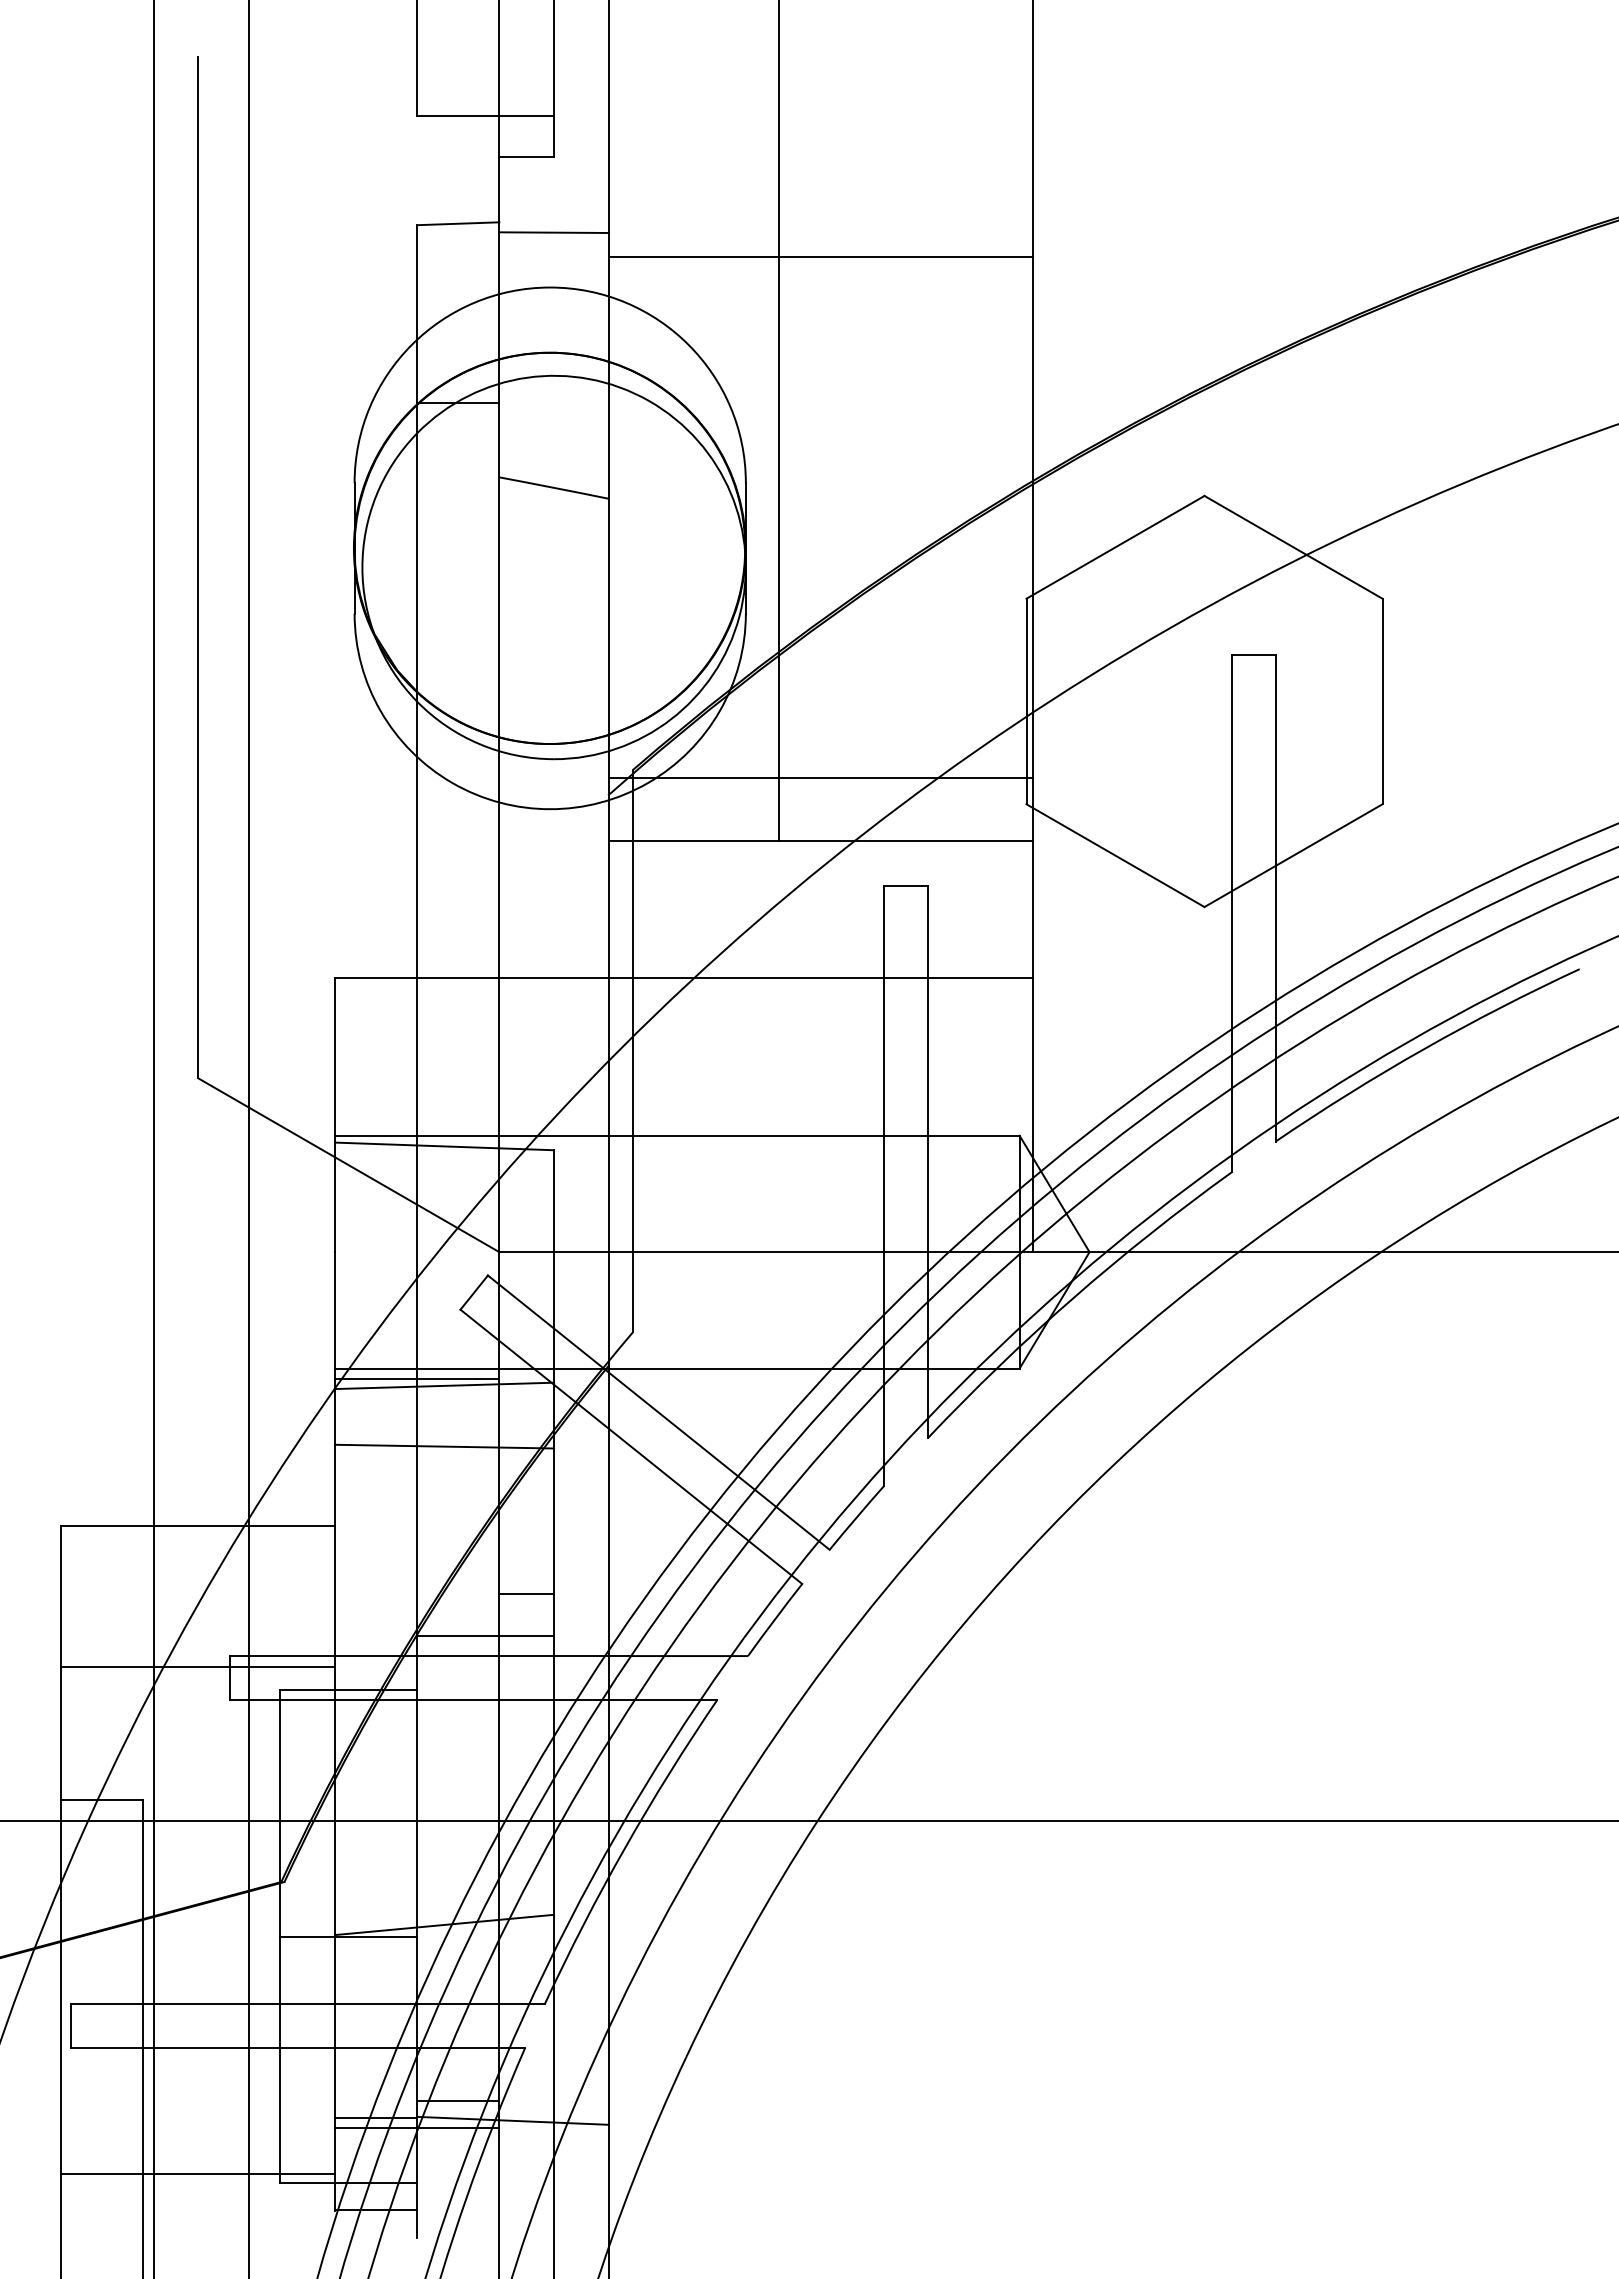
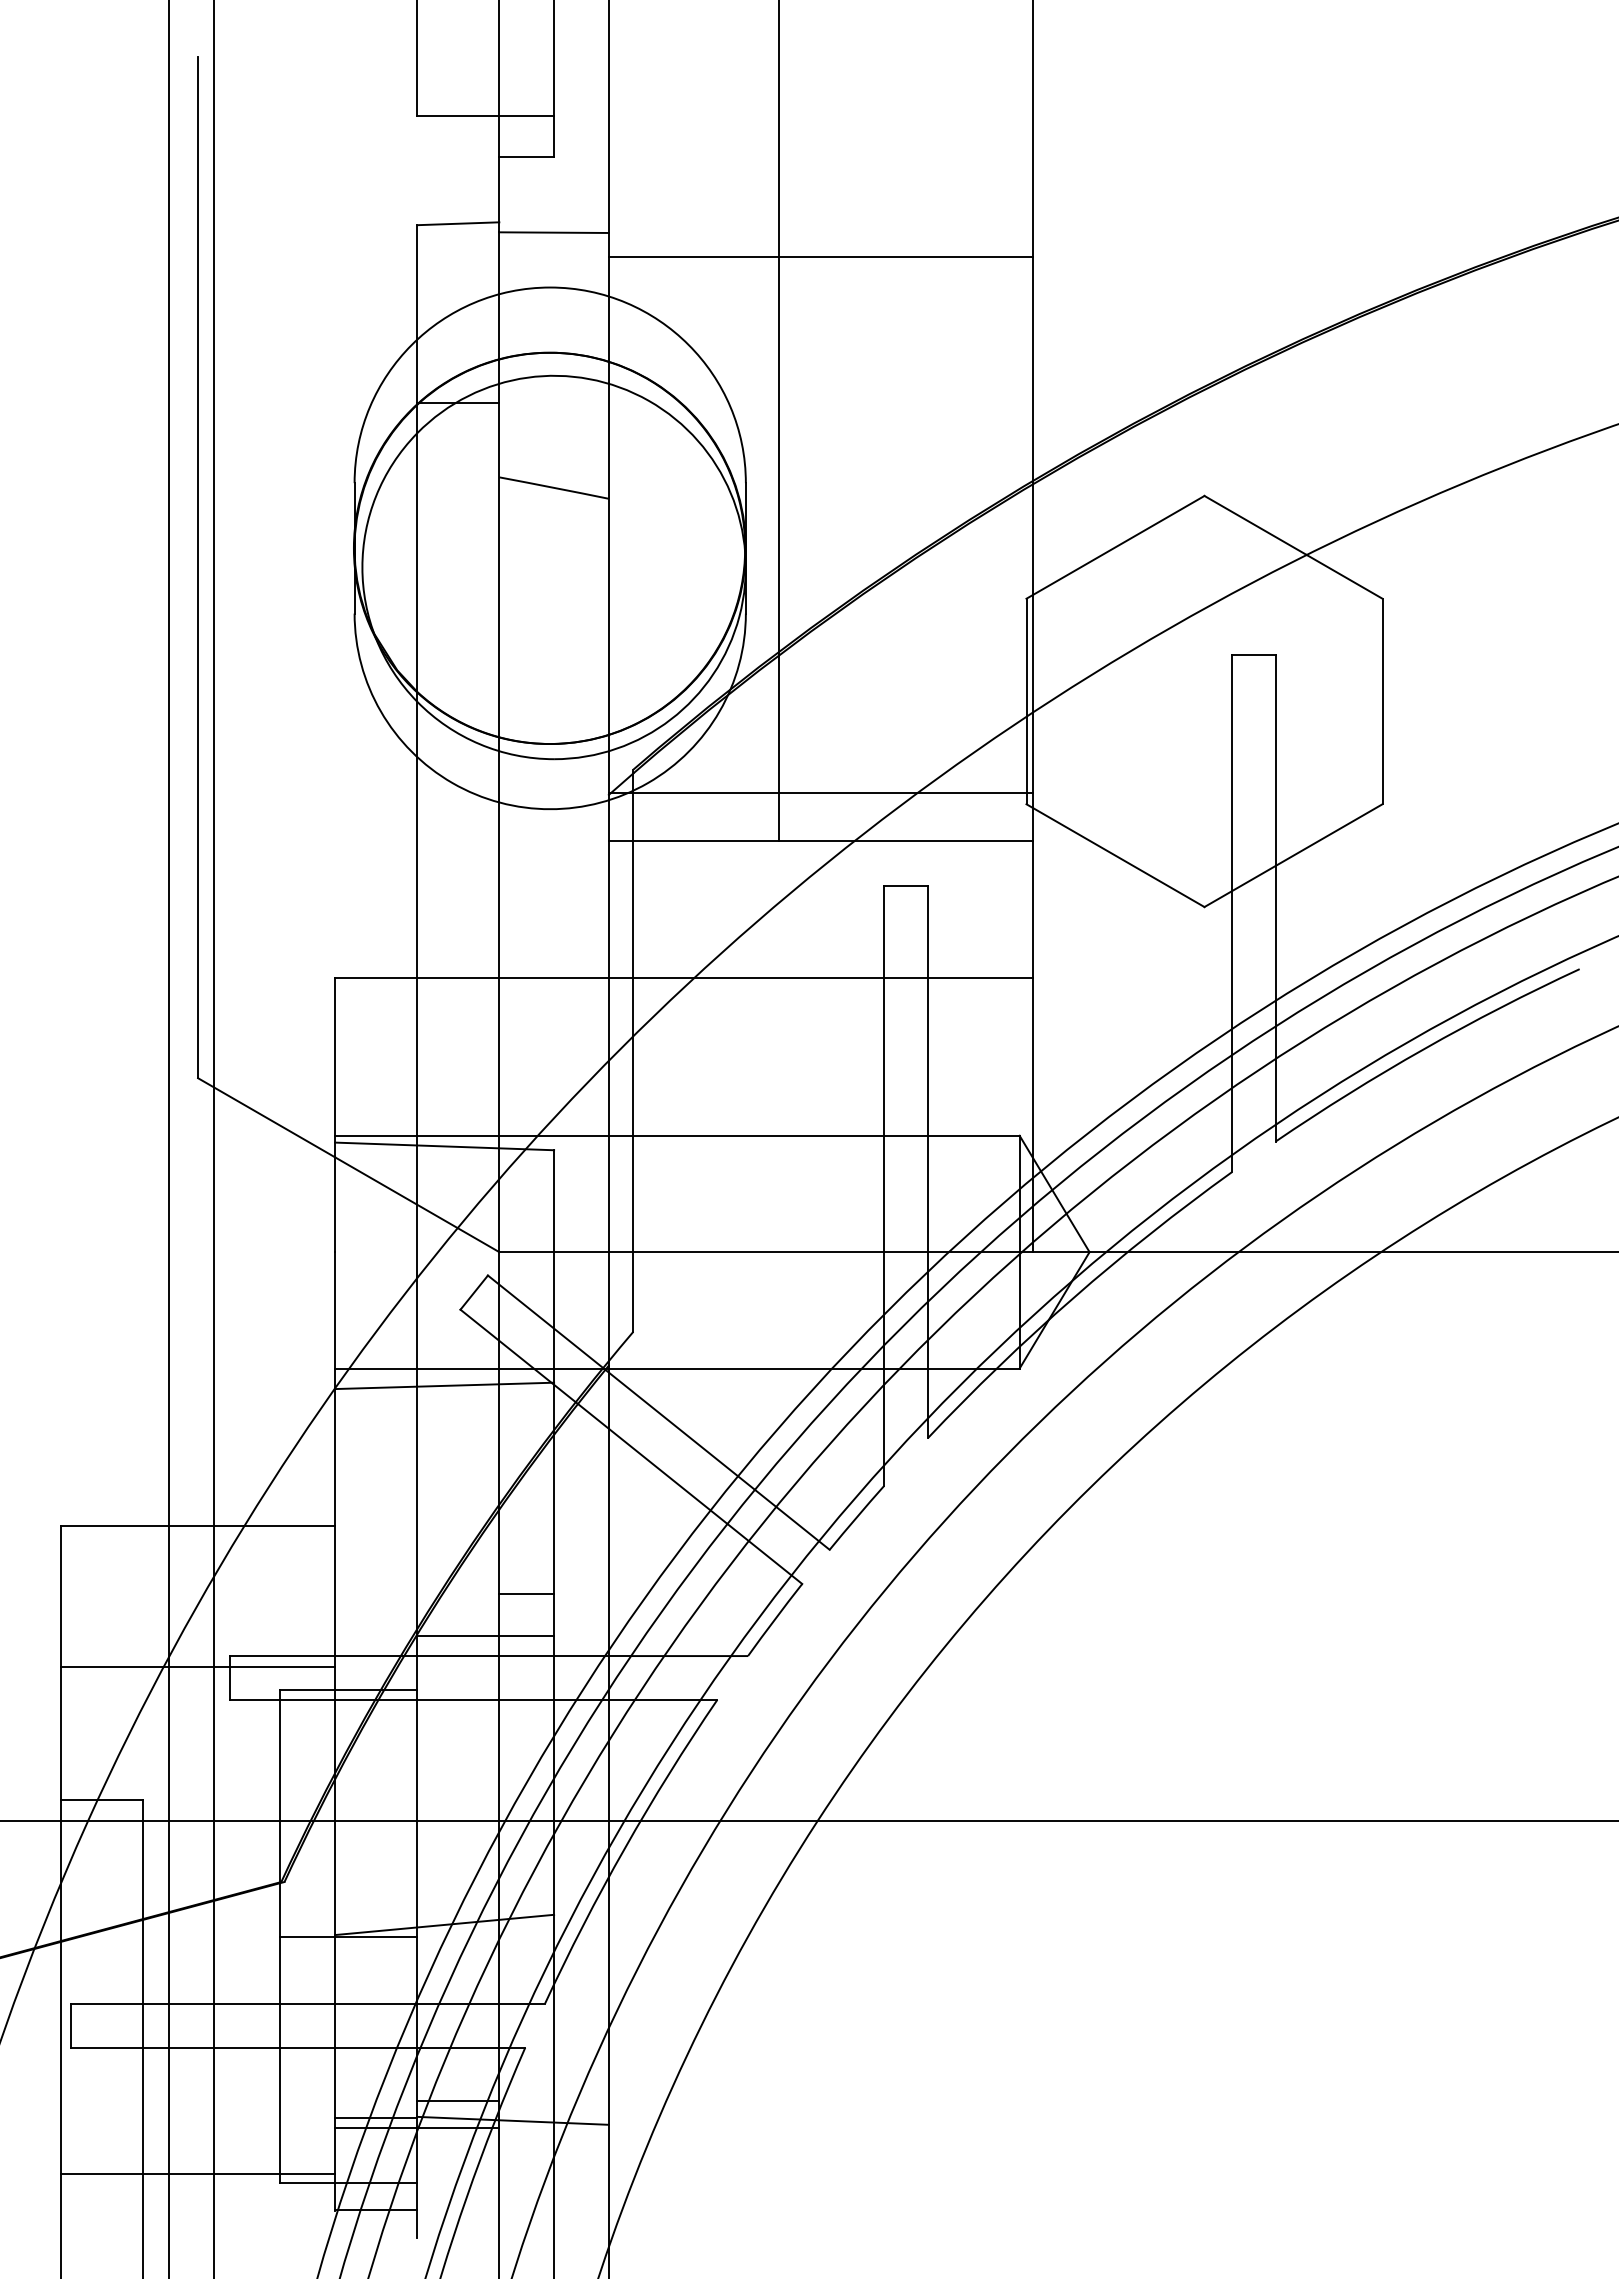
line position: (820, 777) -> (820, 792) (820, 792)
line position: (153, 1138) -> (168, 1138) (168, 1138)
line position: (249, 1138) -> (214, 1138) (214, 1138)
line: present -> none (417, 1379)
line: present -> none (444, 1446)
